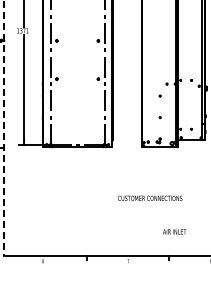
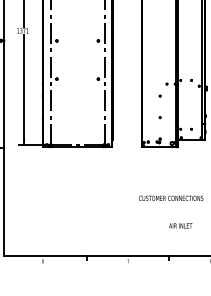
line: dashed -> solid (4, 128)
text position: (150, 197) -> (171, 197) (171, 197)
text position: (174, 231) -> (180, 225) (180, 225)
